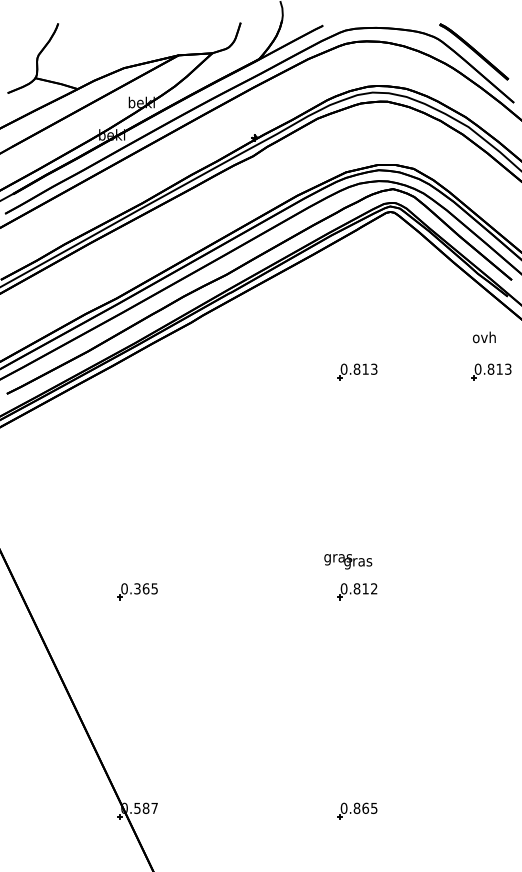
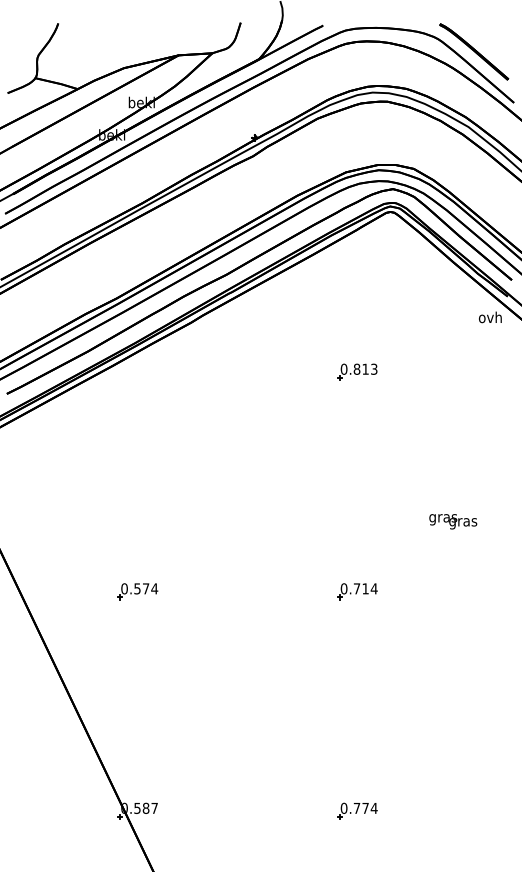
text position: (484, 337) -> (490, 317) (490, 317)
part: present -> none (491, 371)
text position: (348, 561) -> (453, 521) (453, 521)
text: 0.365 -> 0.574 (146, 588)
text: 0.812 -> 0.714 (365, 588)
text: 0.865 -> 0.774 (365, 807)
